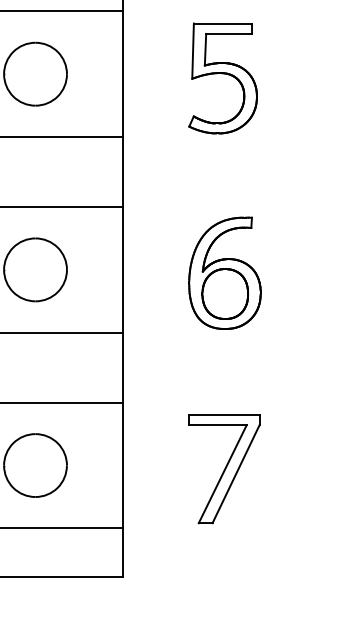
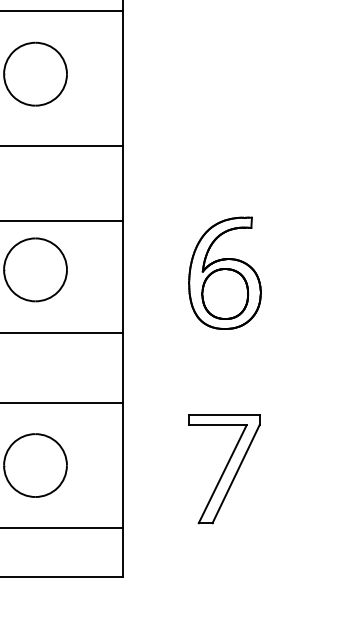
part: present -> none (222, 78)
line position: (62, 137) -> (62, 146) (62, 146)
line position: (62, 207) -> (62, 221) (62, 221)
